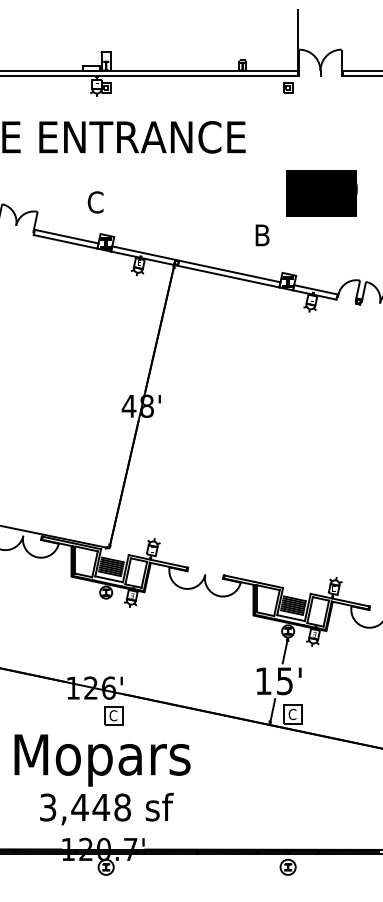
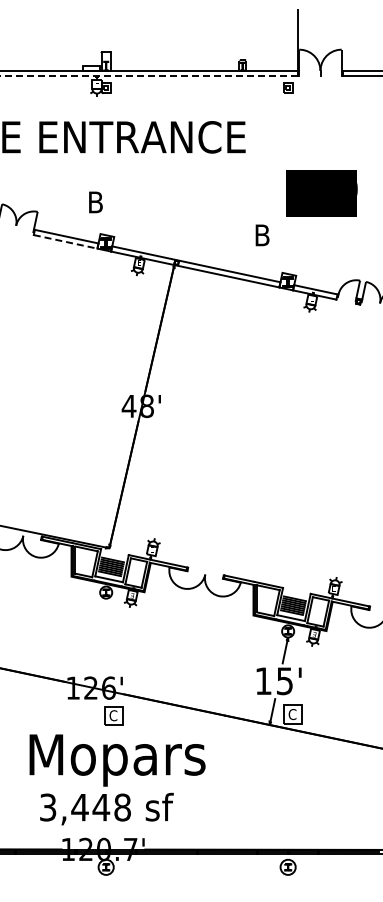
line: solid -> dashed (149, 75)
text: C -> B (95, 202)
line: solid -> dashed (65, 241)
text position: (102, 760) -> (117, 760) (117, 760)
